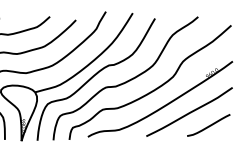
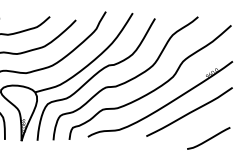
curve position: (208, 125) -> (208, 138) (208, 138)
